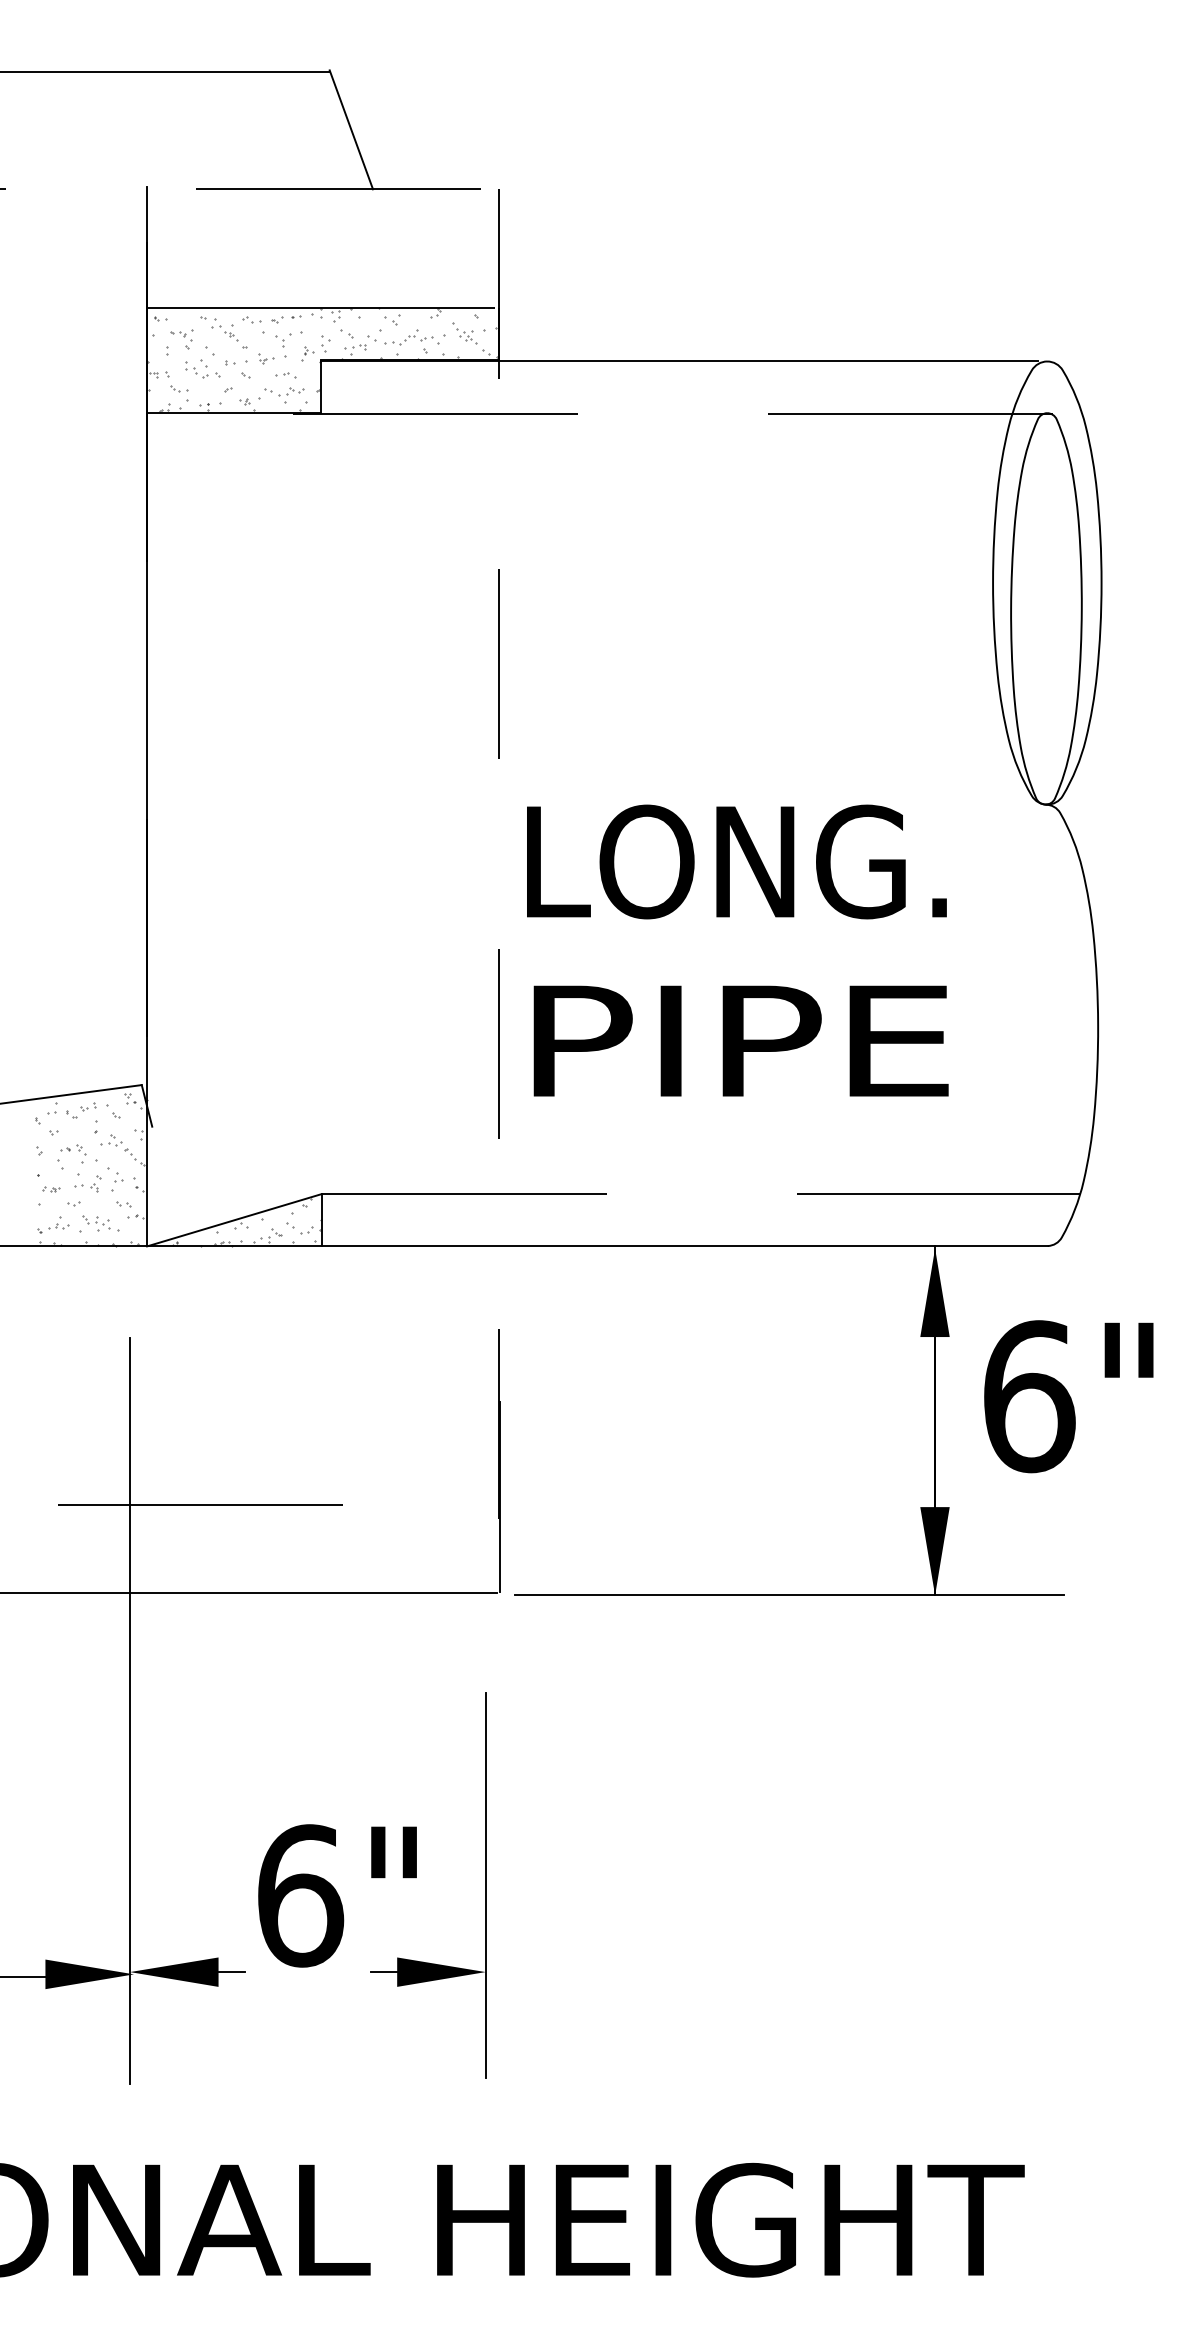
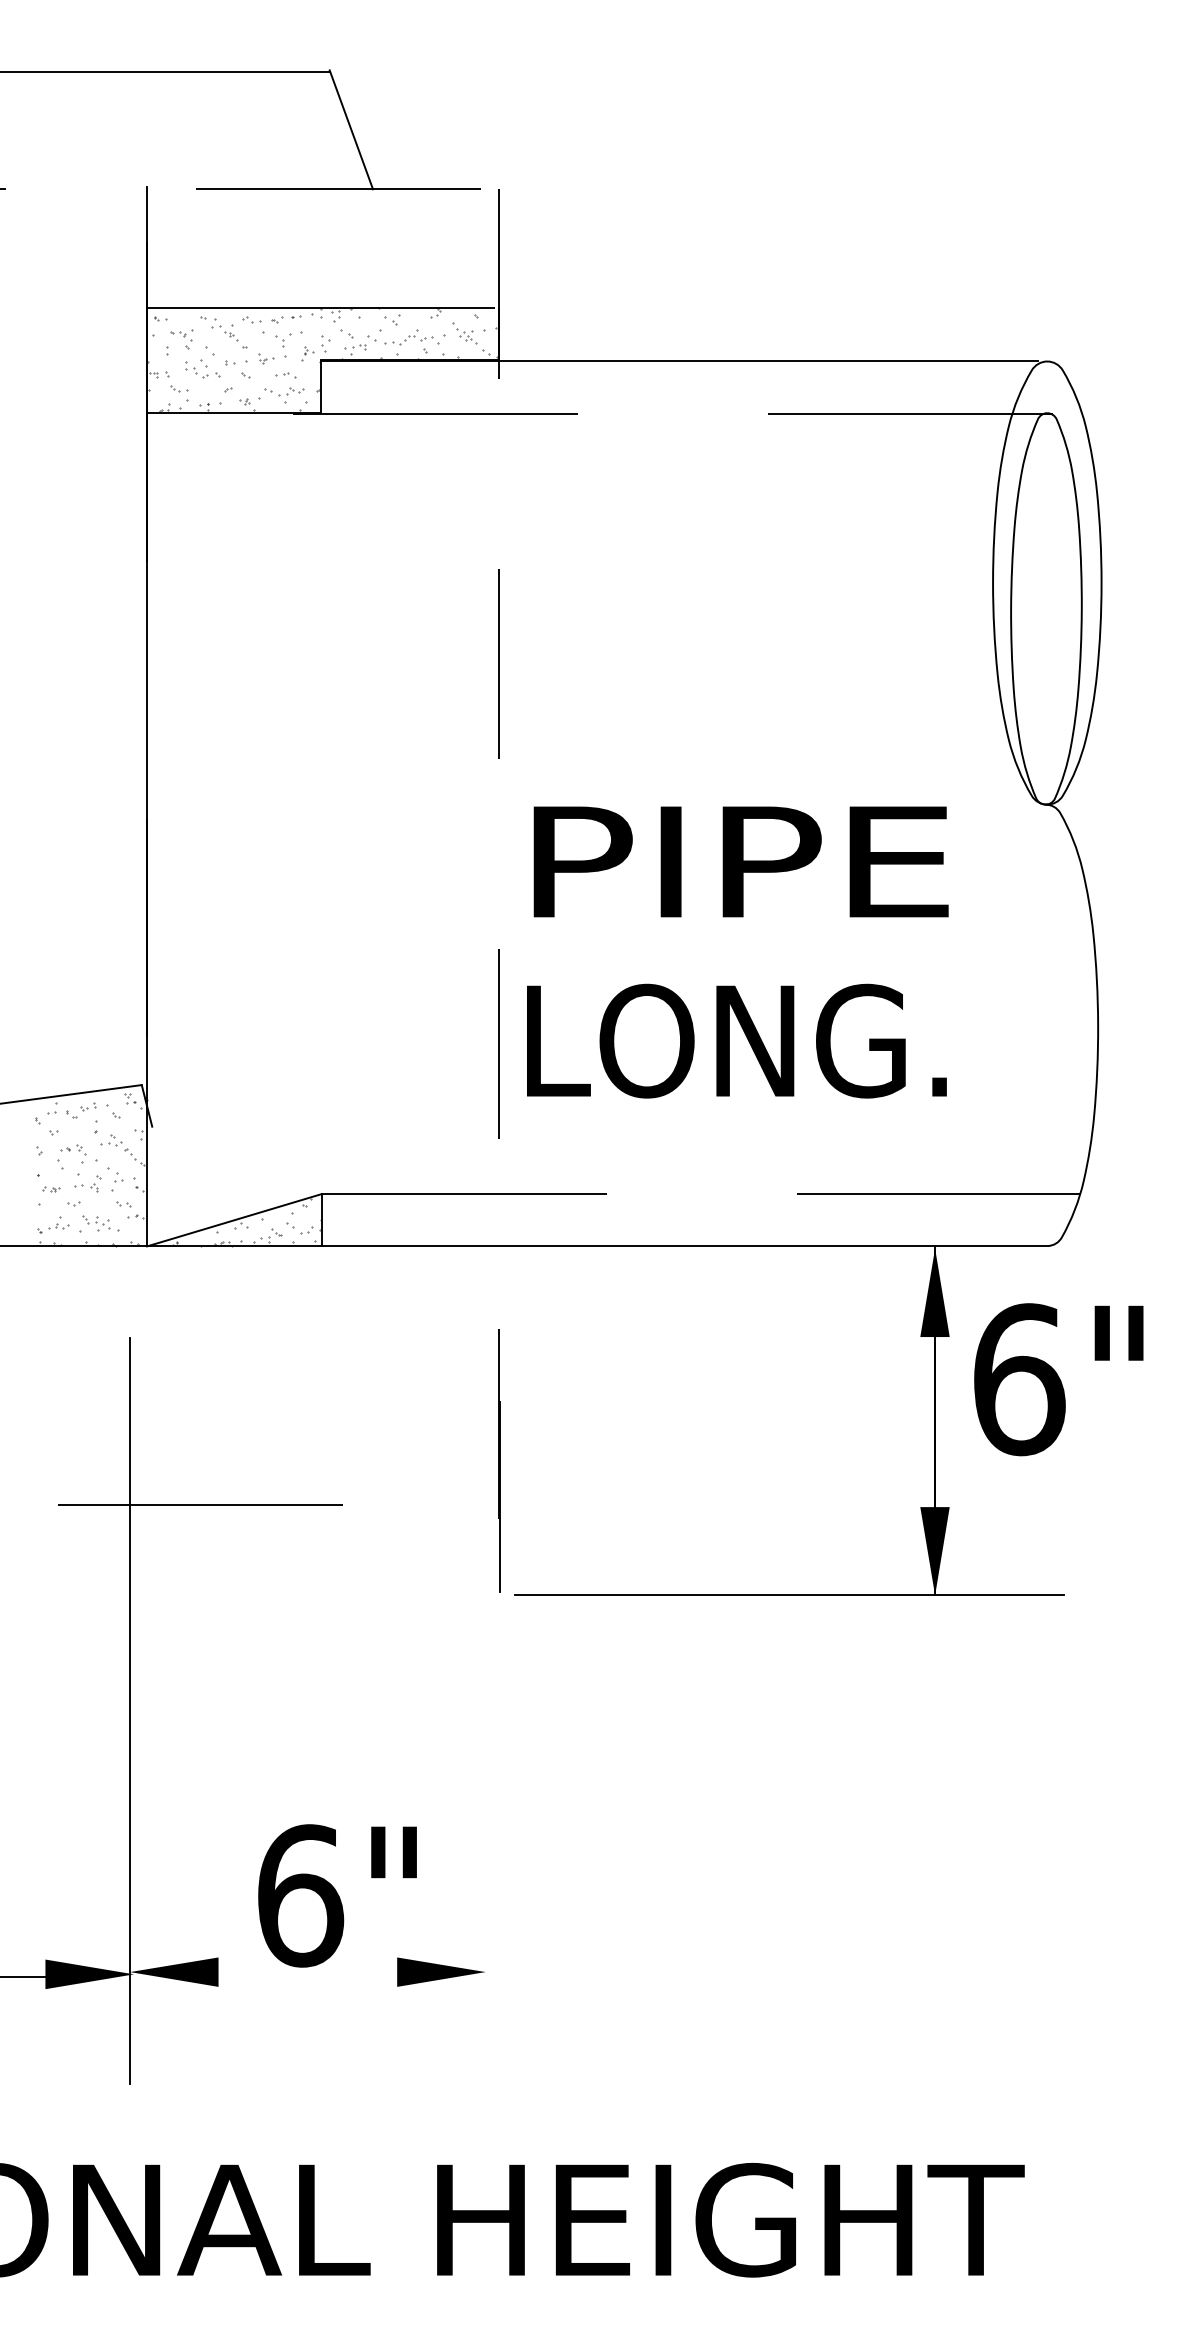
text: LONG. -> PIPE (737, 861)
text: PIPE -> LONG. (737, 1040)
text position: (1068, 1396) -> (1058, 1379) (1058, 1379)
line: present -> none (249, 1593)
line: present -> none (485, 1885)
line: present -> none (231, 1972)
line: present -> none (384, 1972)
